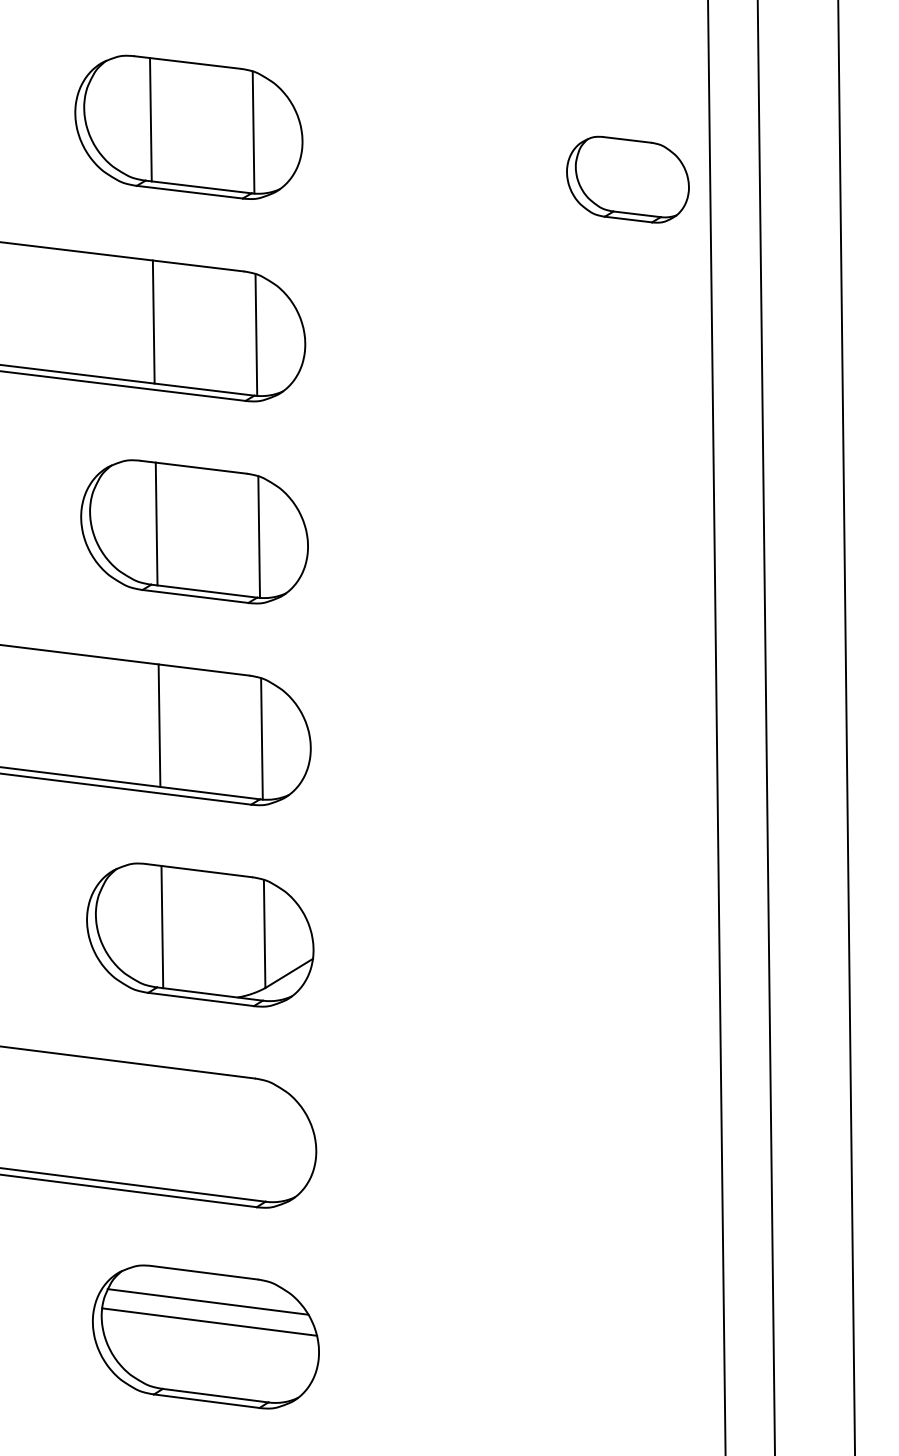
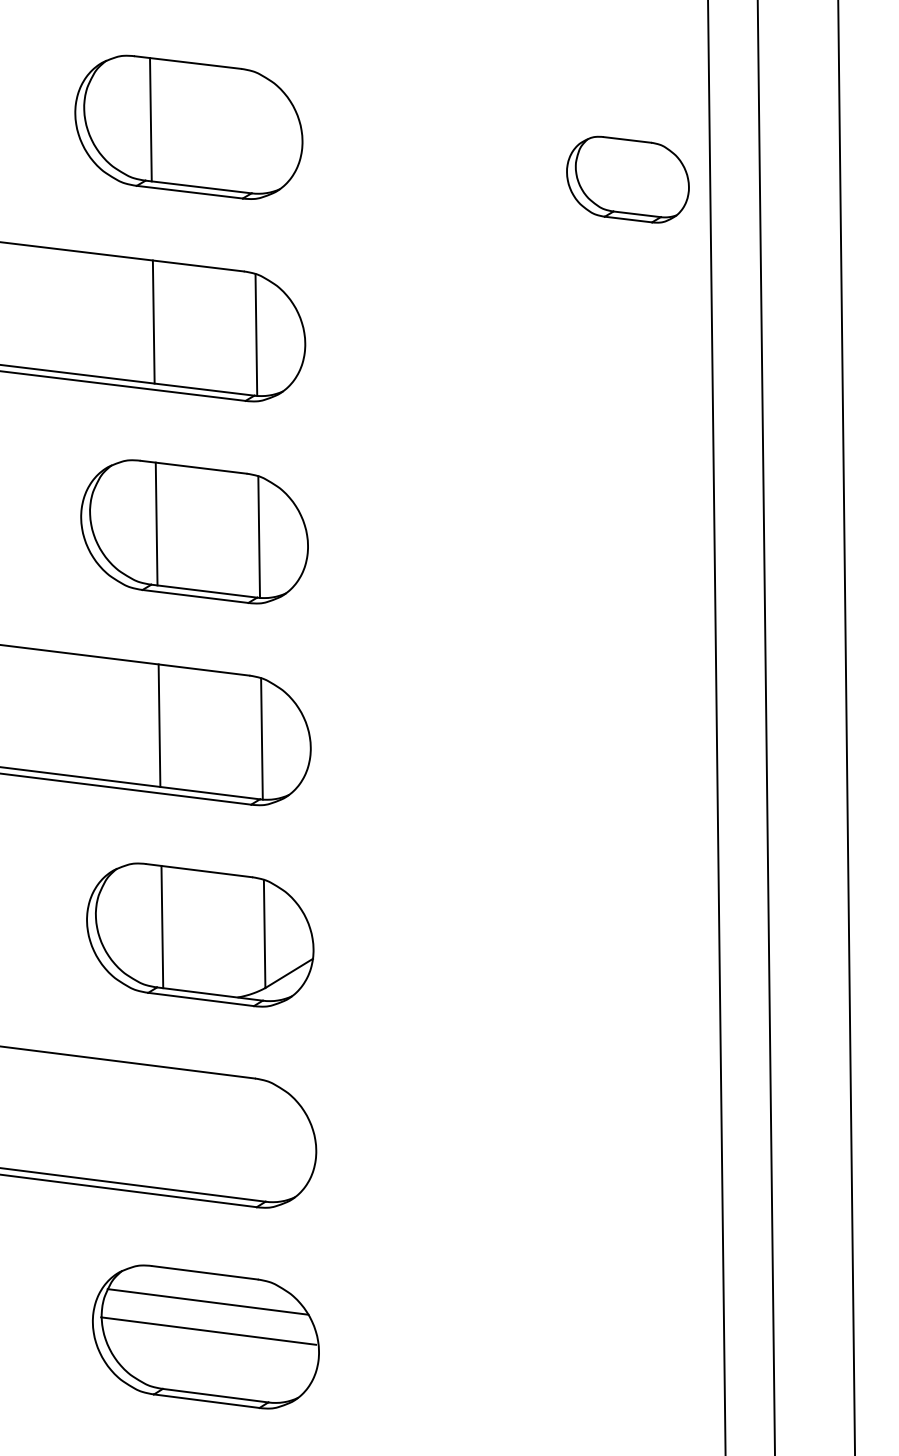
line: present -> none (253, 132)
line position: (209, 1321) -> (208, 1330) (208, 1330)
